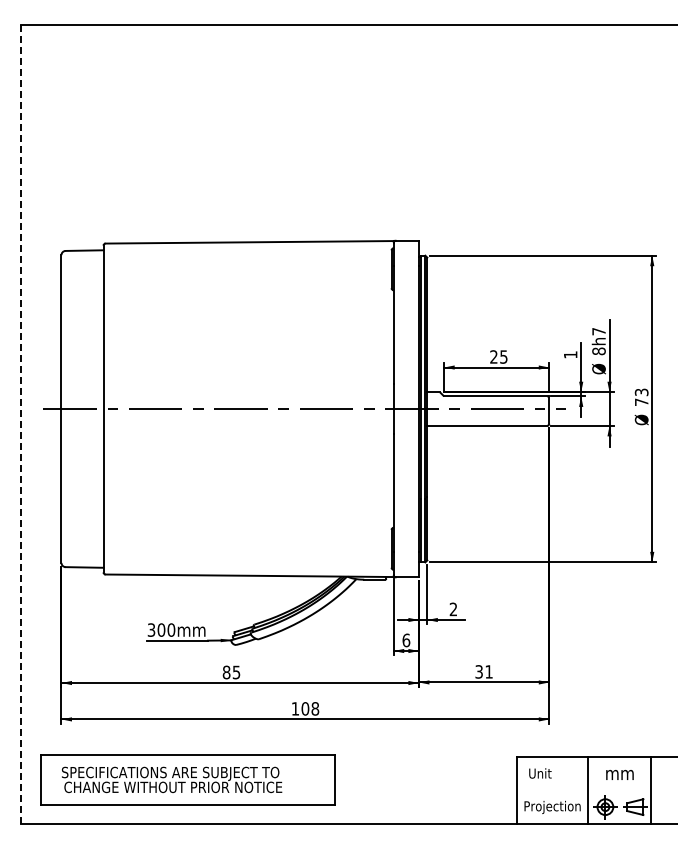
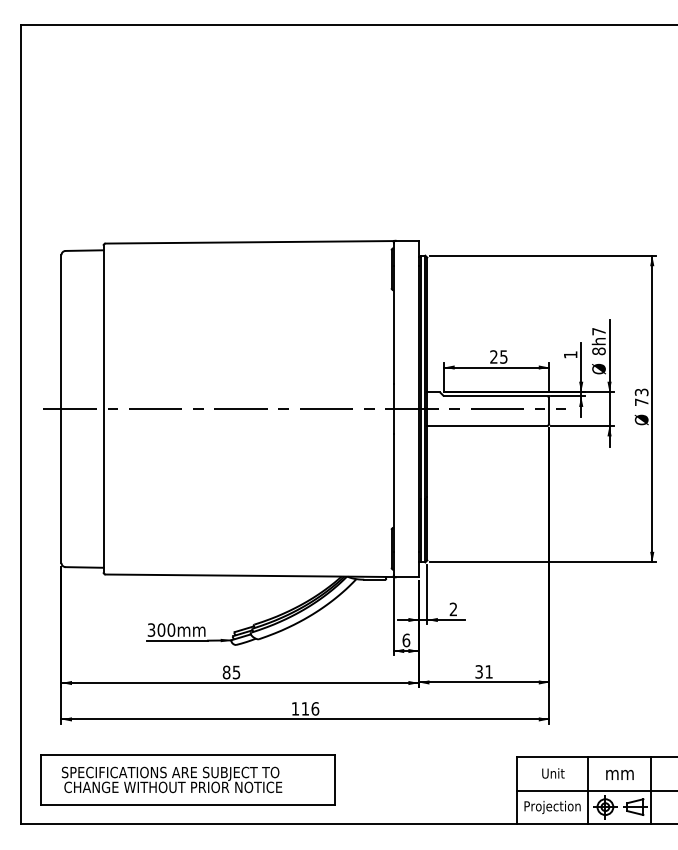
line: dashed -> solid (20, 425)
text: 108 -> 116 (310, 708)
text position: (540, 773) -> (553, 773) (553, 773)
line: none -> present (595, 790)
